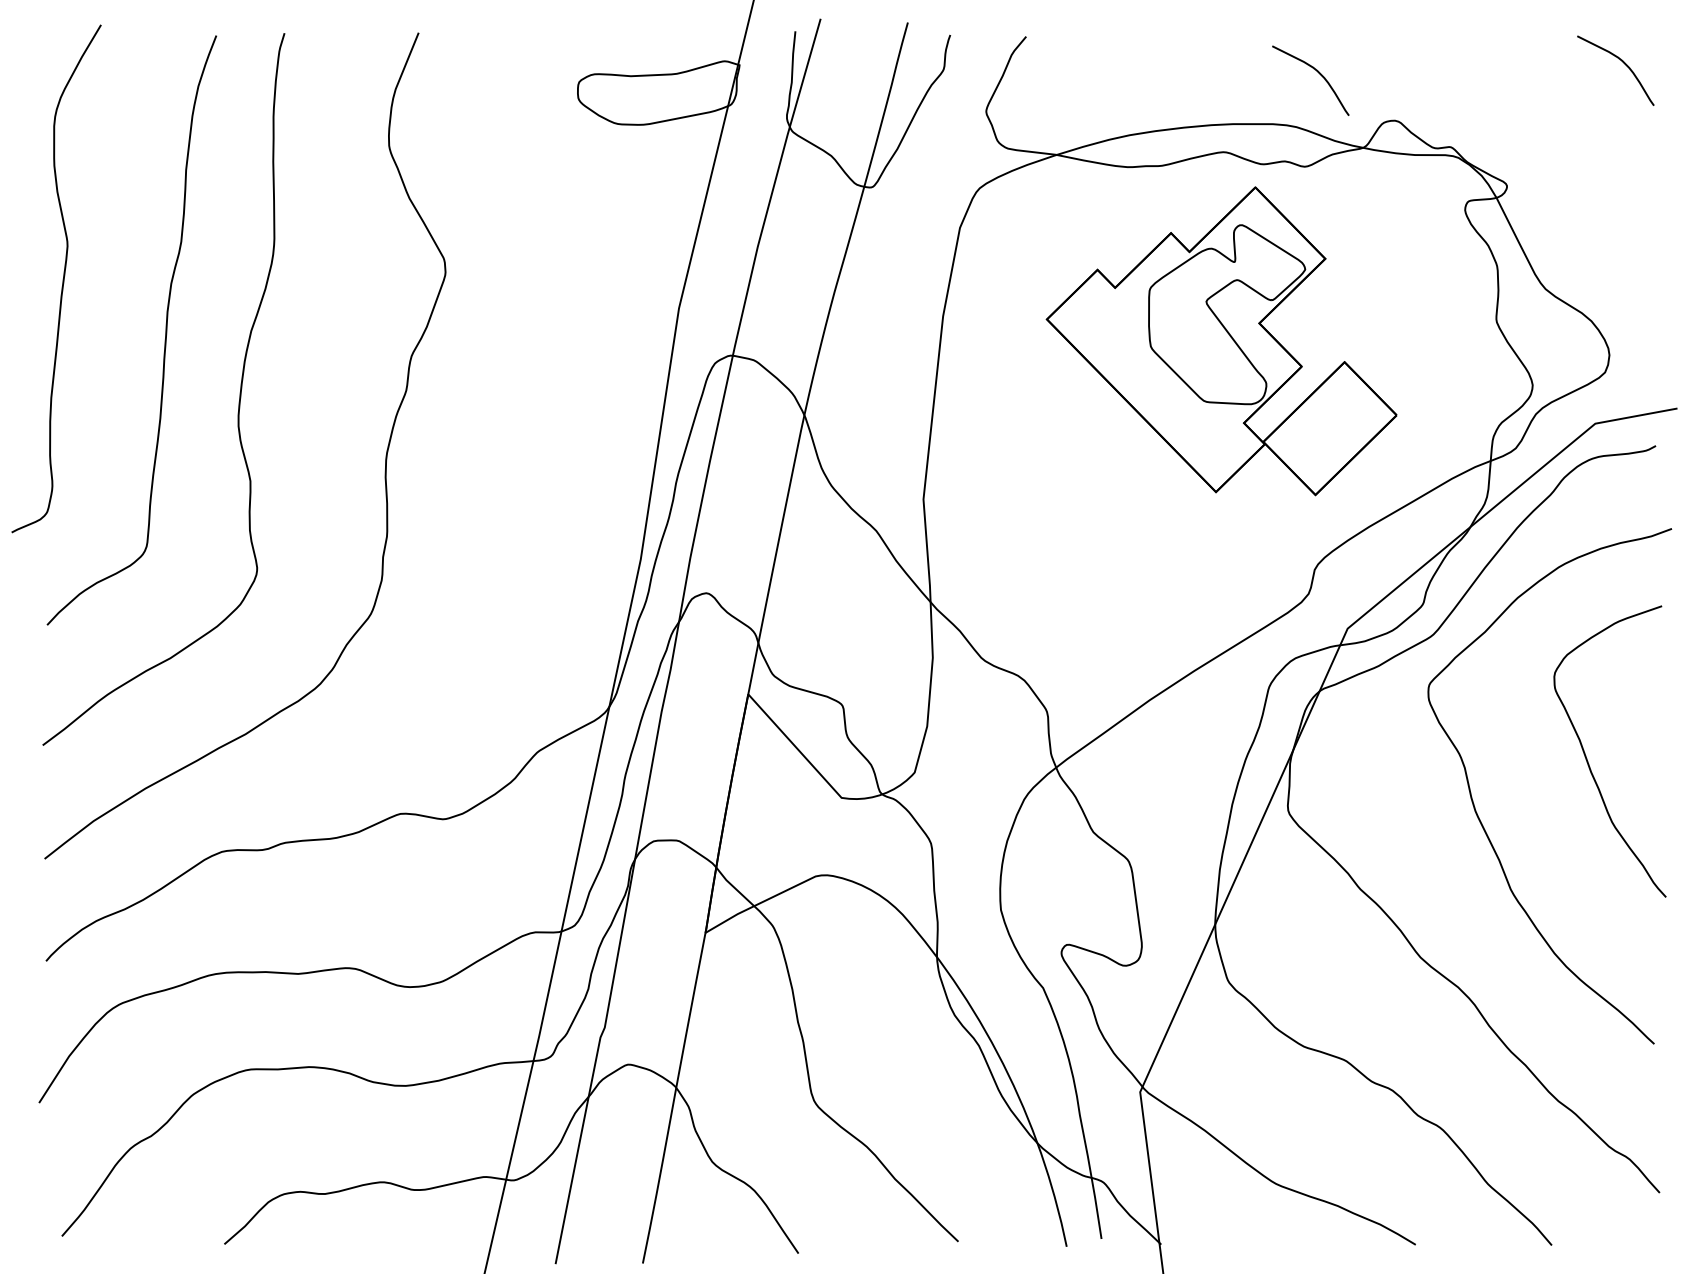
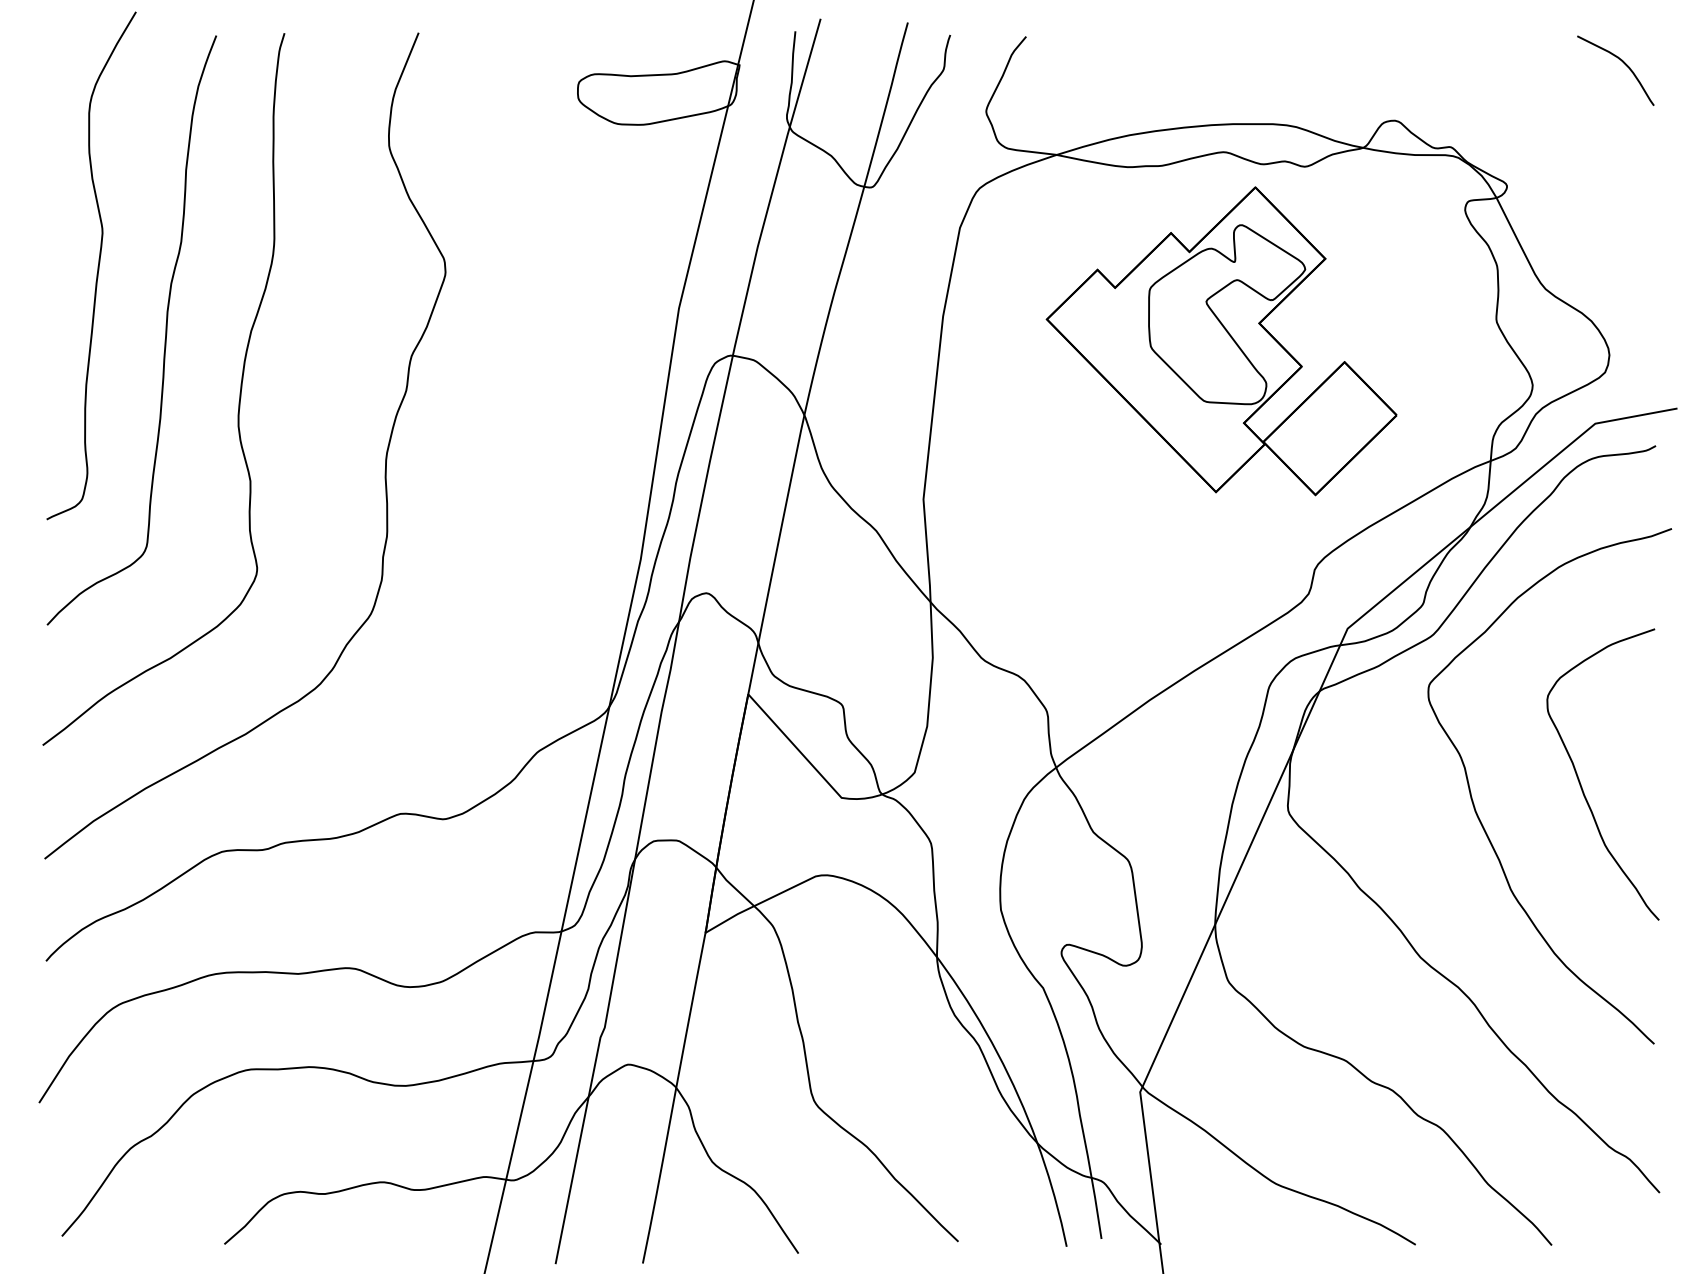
curve: present -> none (1317, 72)
curve position: (62, 279) -> (97, 266) (97, 266)
curve position: (1587, 758) -> (1580, 781) (1580, 781)
